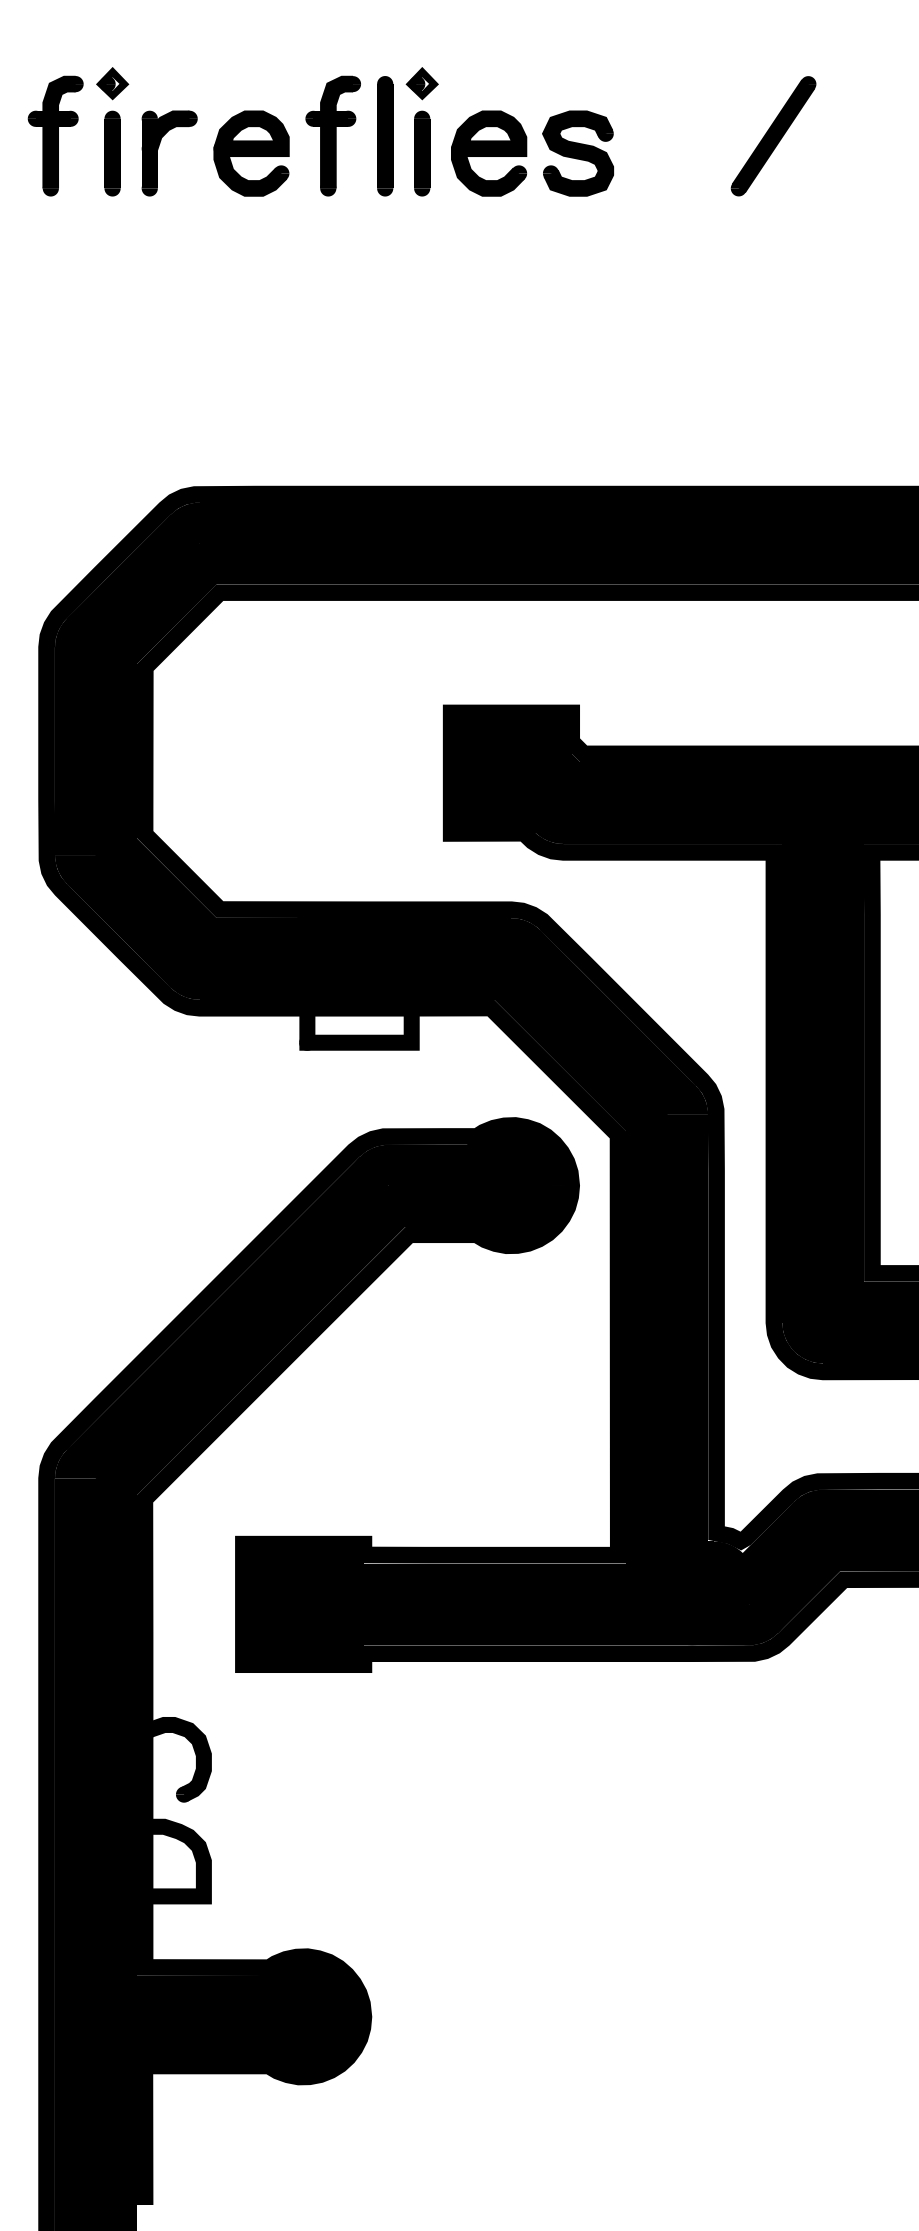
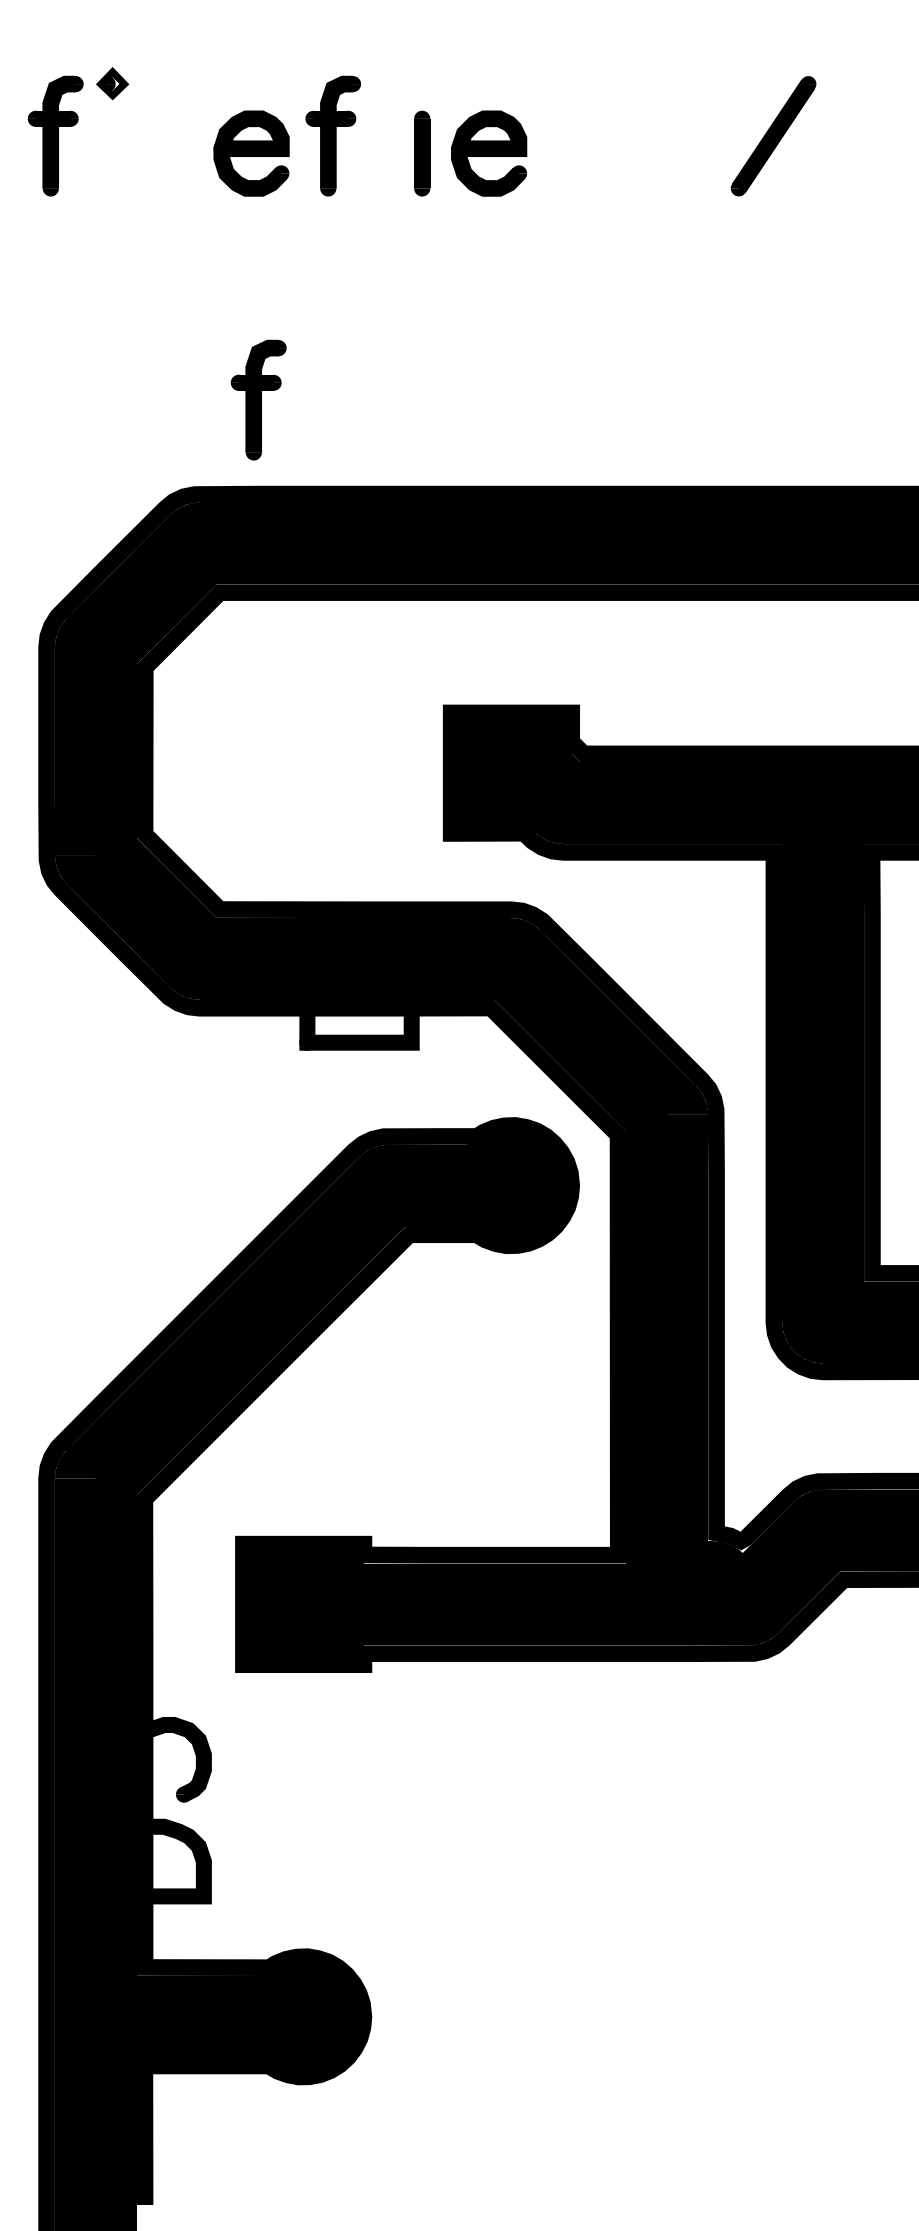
part: present -> none (421, 83)
part: present -> none (385, 136)
part: present -> none (158, 149)
part: present -> none (112, 153)
part: present -> none (578, 153)
part: none -> present (258, 399)
